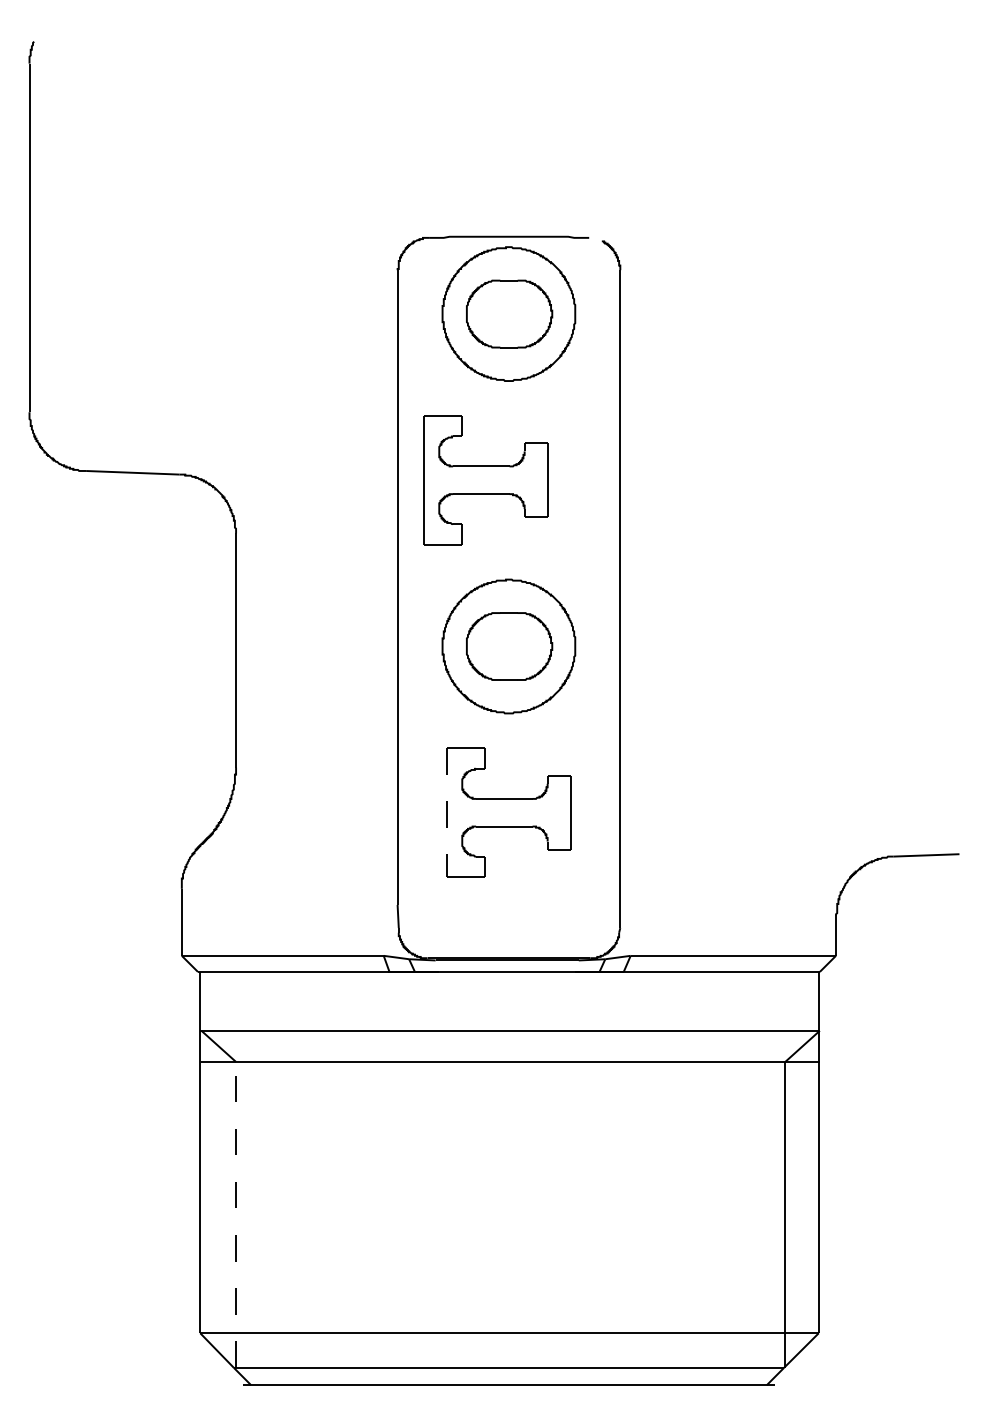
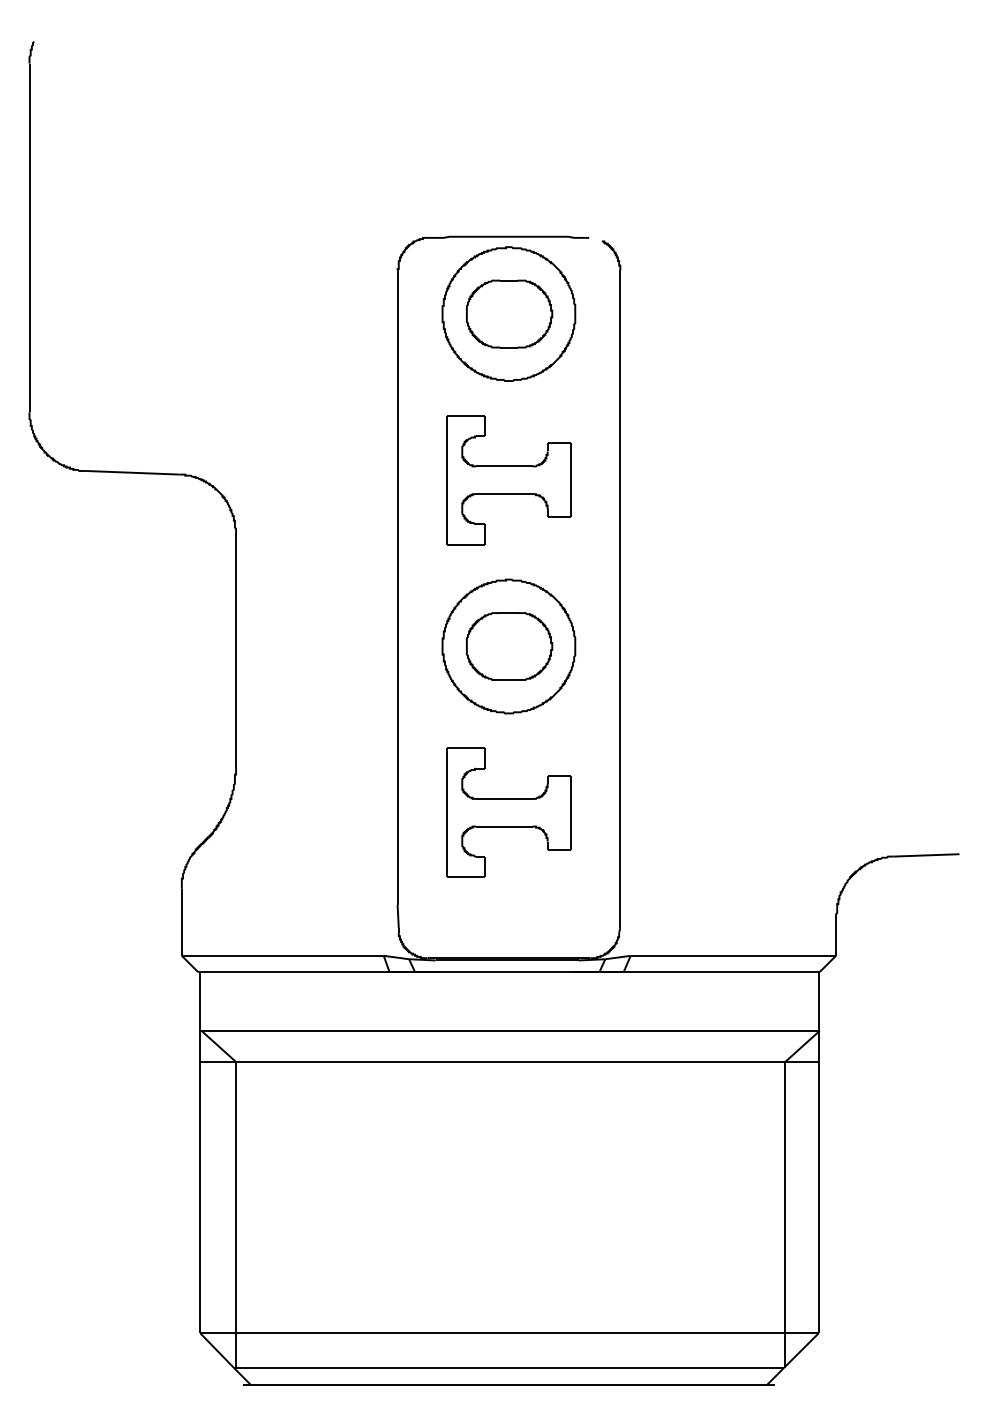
part position: (485, 480) -> (508, 480) (508, 480)
line: dashed -> solid (447, 812)
line: dashed -> solid (236, 1214)
